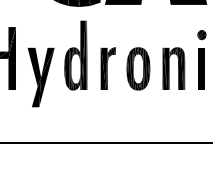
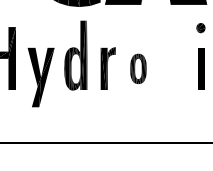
part position: (201, 35) -> (200, 28) (200, 28)
part size: 25x44 px -> 17x32 px (138, 68)
part: present -> none (173, 68)
